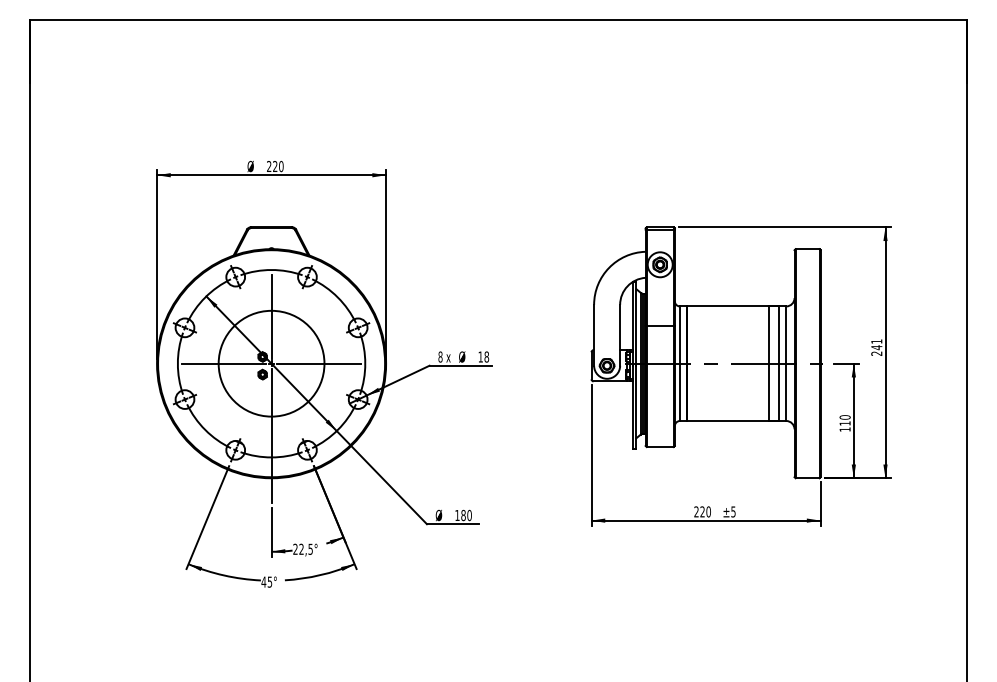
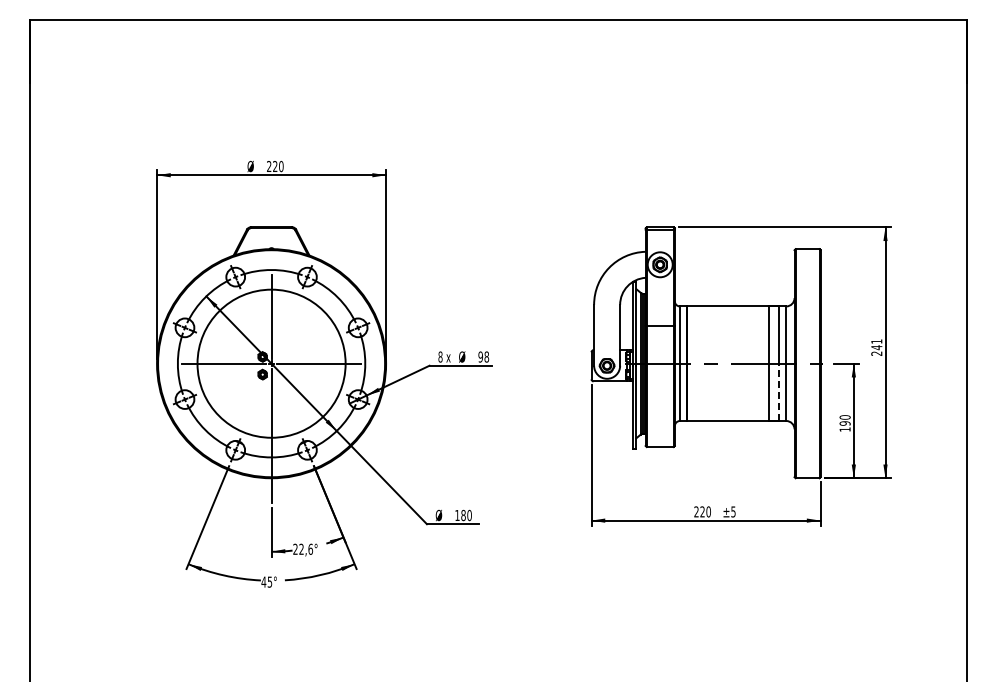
text: 18 -> 98 (480, 356)
circle diameter: 106 px -> 148 px (271, 363)
line: solid -> dashed (778, 392)
text: 110 -> 190 (844, 423)
text: 22,5° -> 22,6° (310, 548)
